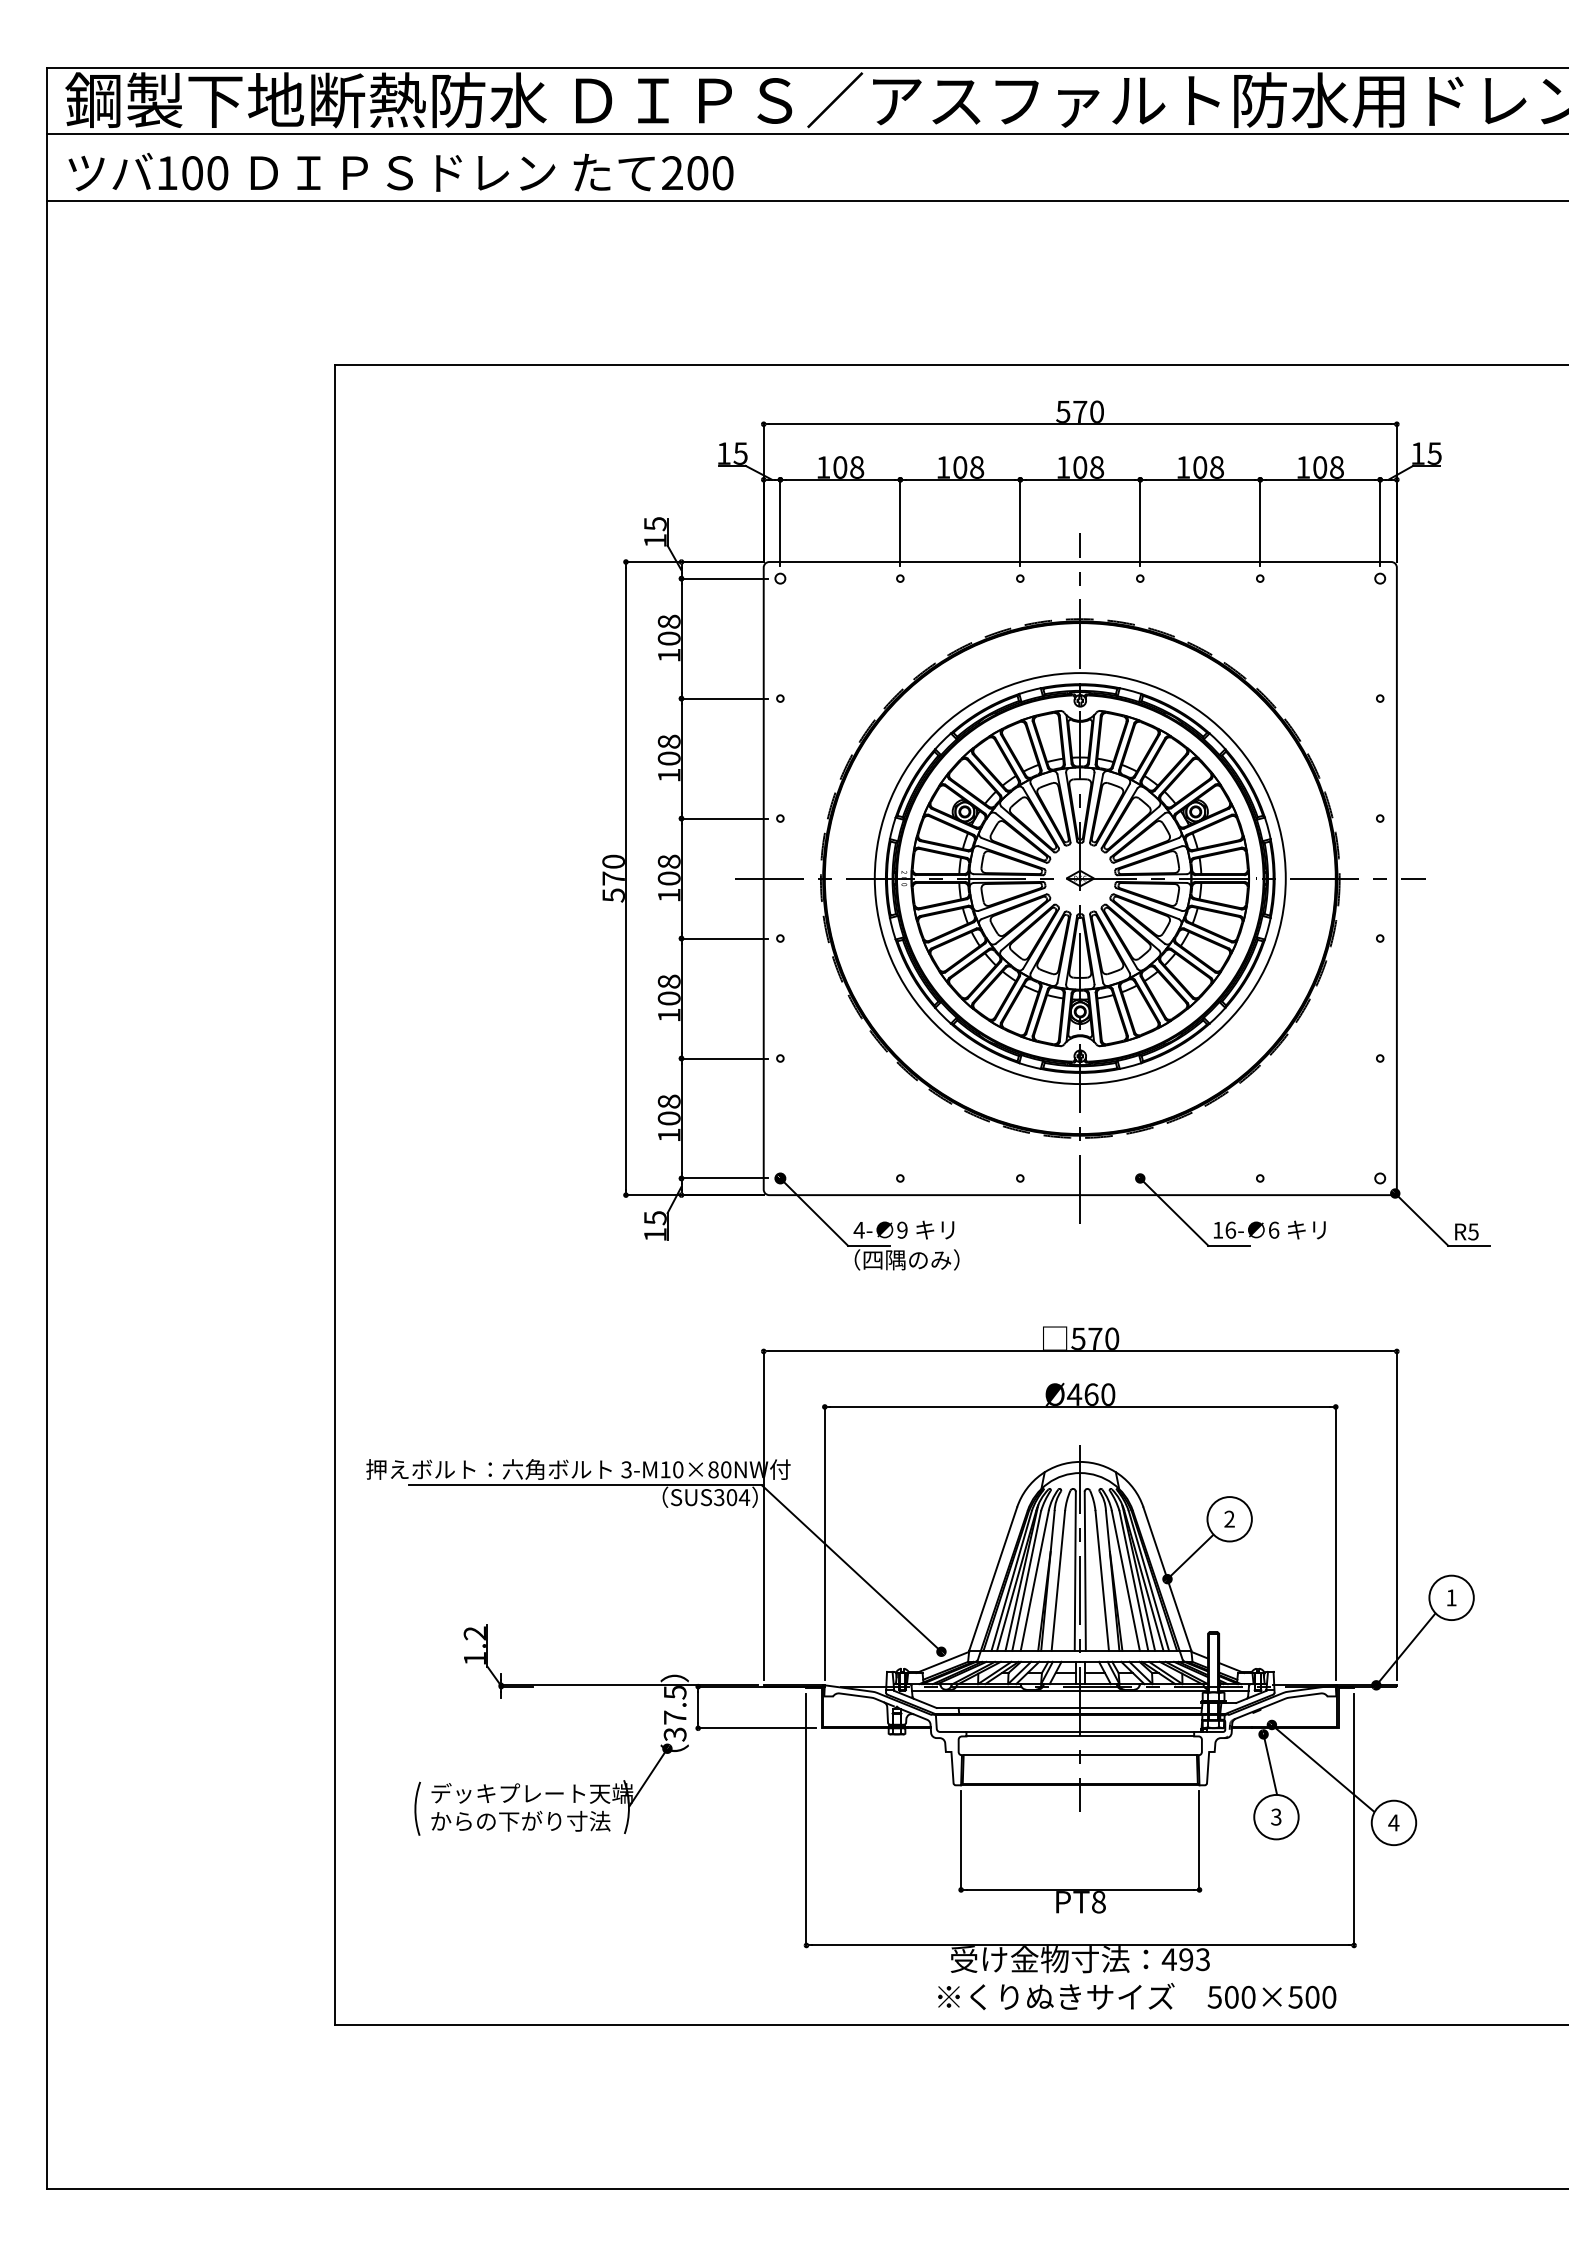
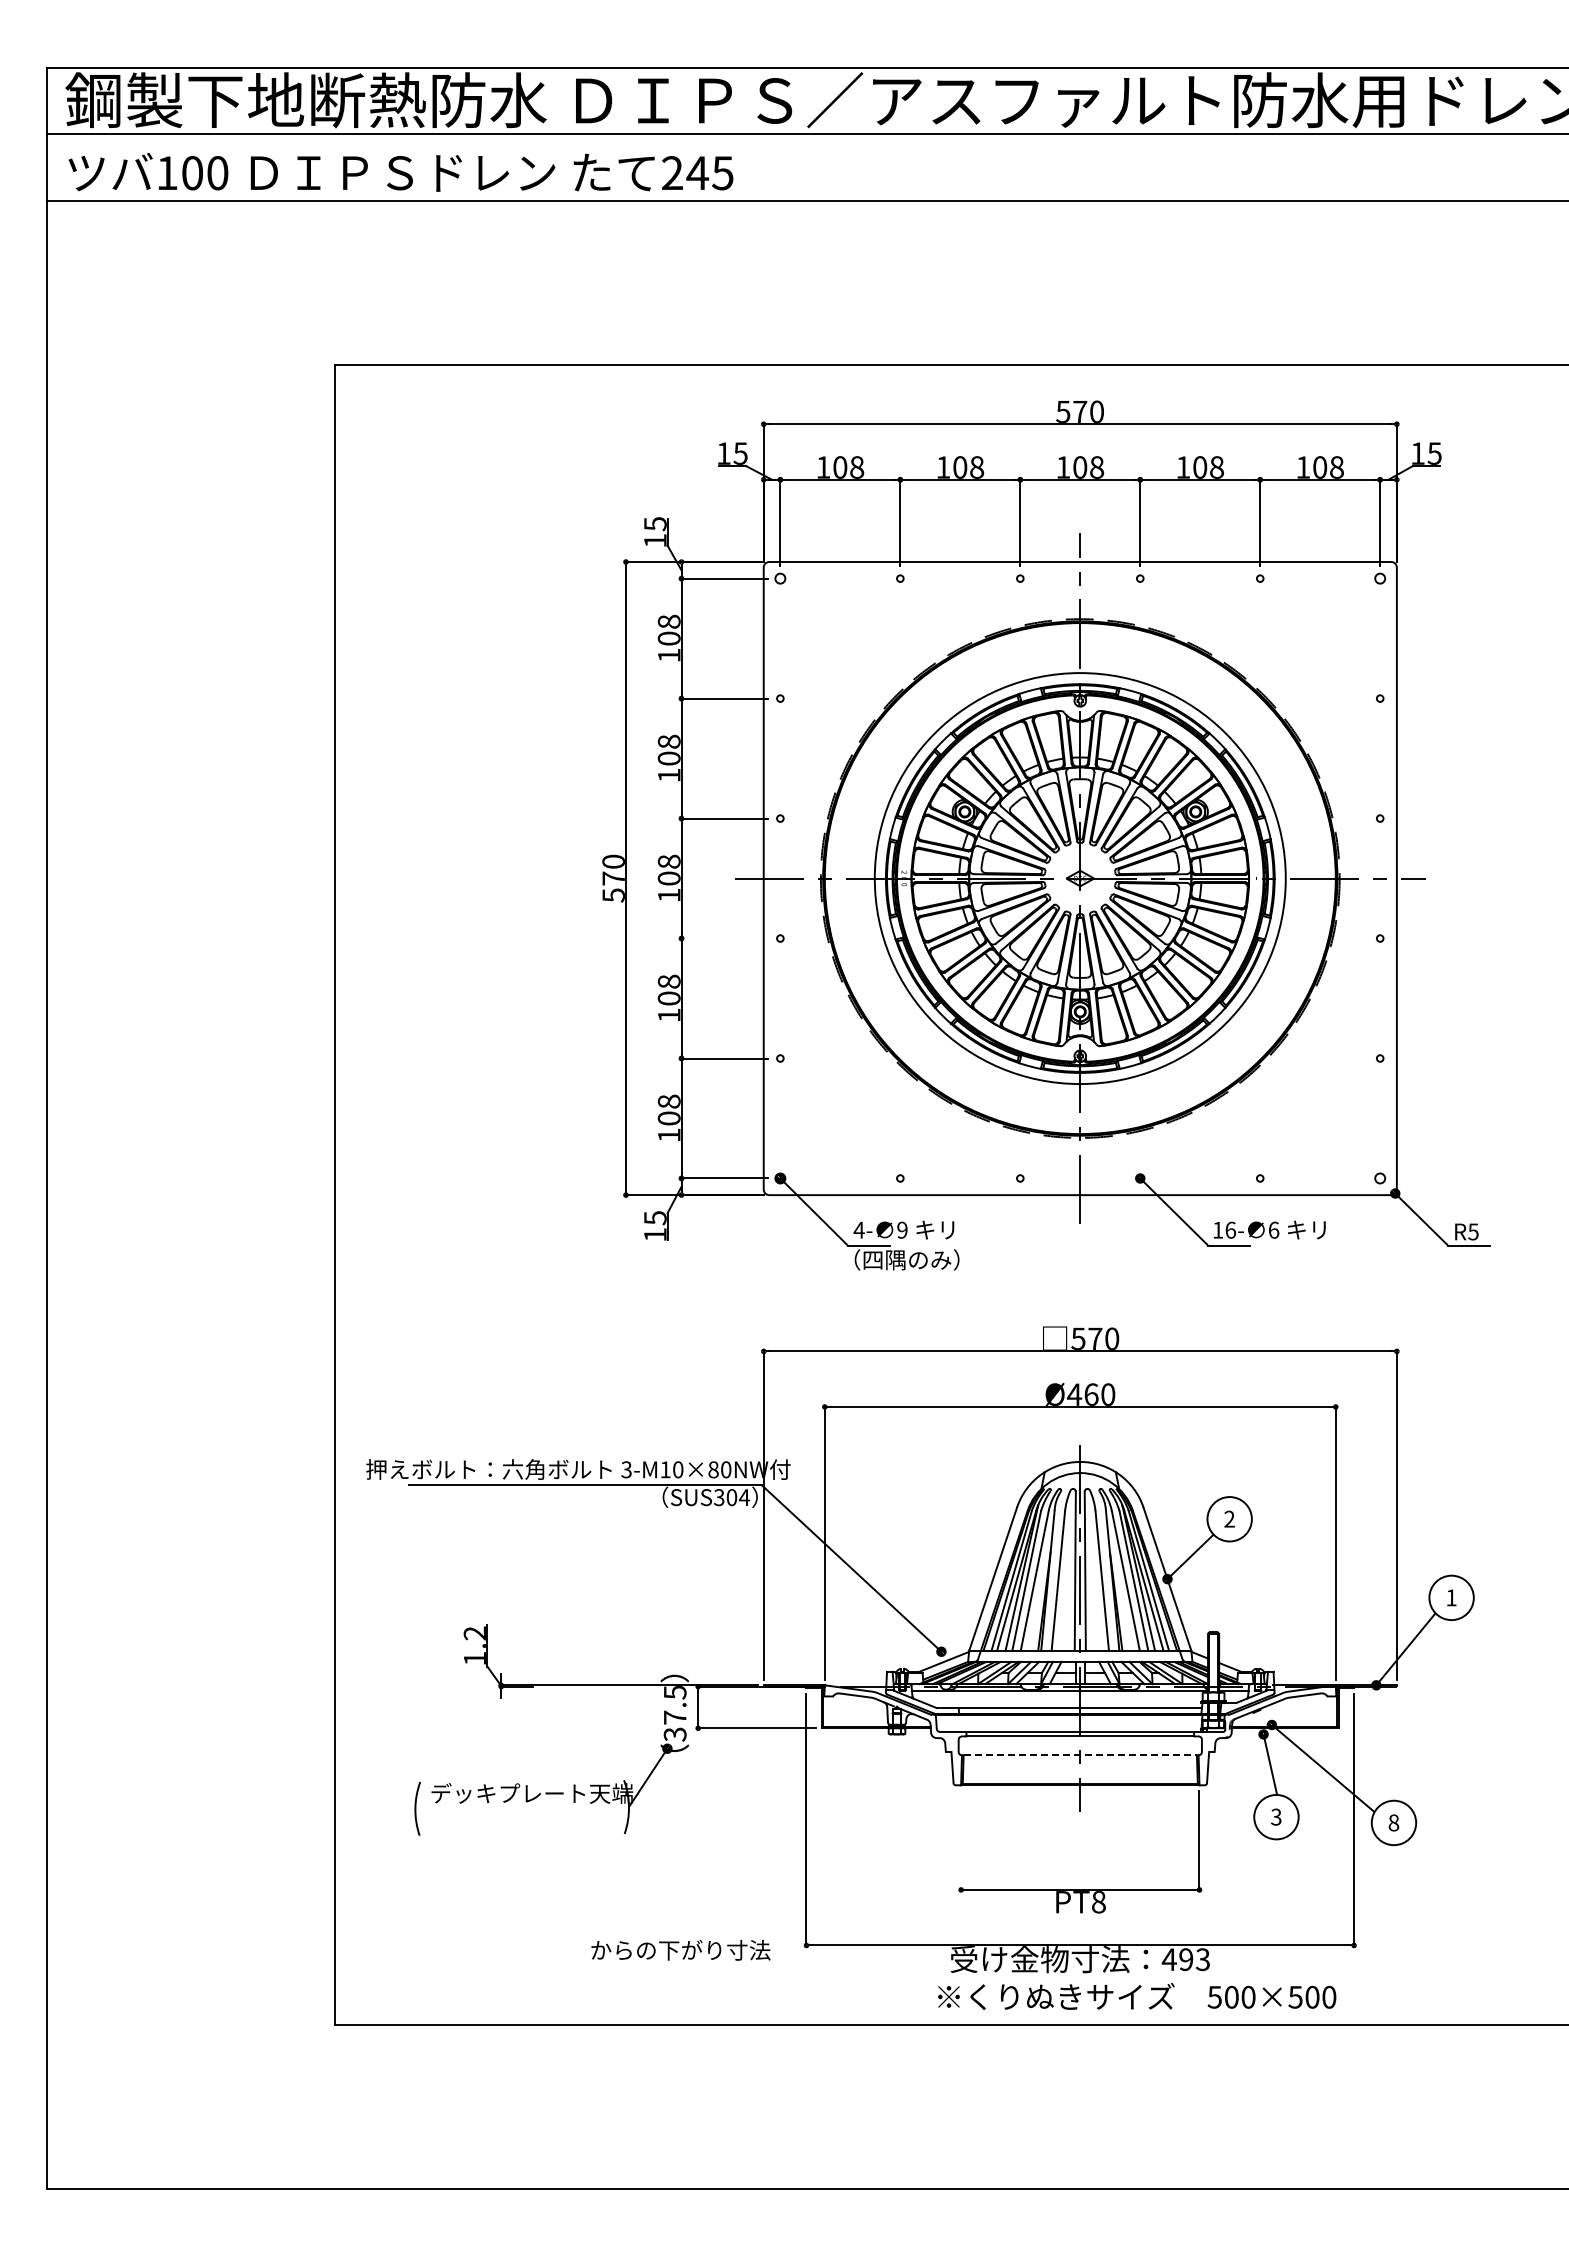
text: 200 -> 245 (709, 173)
line: present -> none (724, 938)
line: solid -> dashed (1080, 1755)
text position: (520, 1820) -> (680, 1949) (680, 1949)
text: 4 -> 8 (1393, 1822)
line: present -> none (961, 1839)
